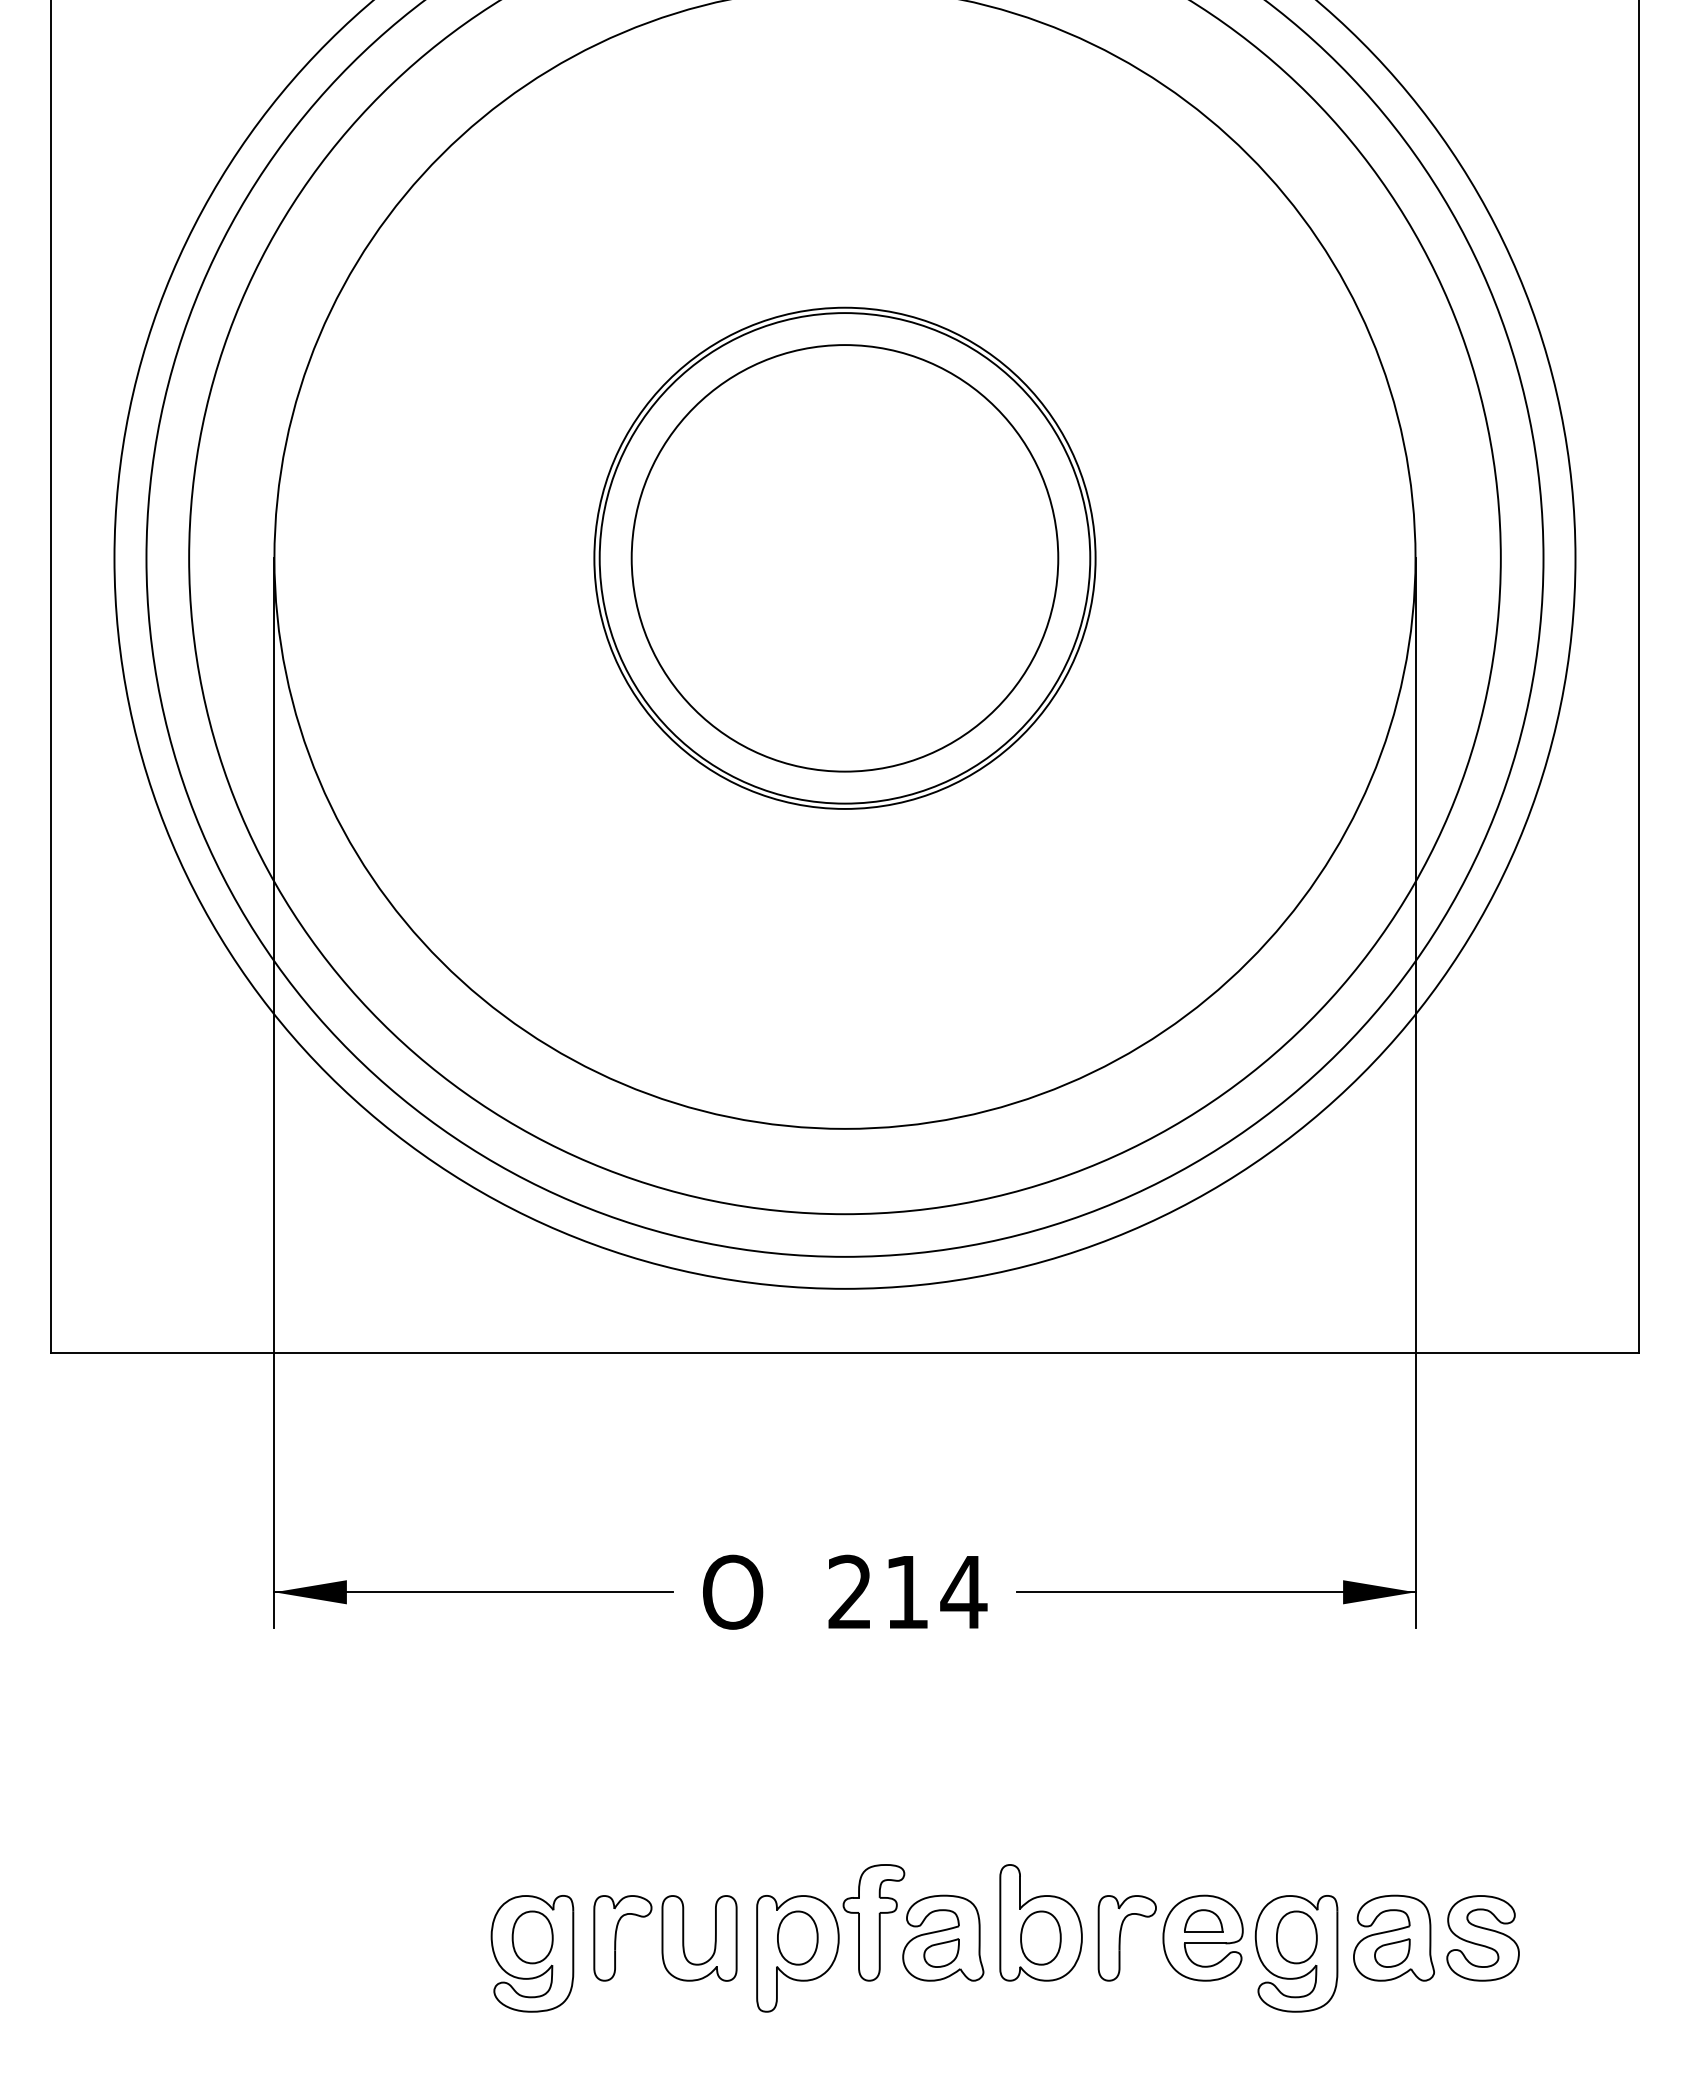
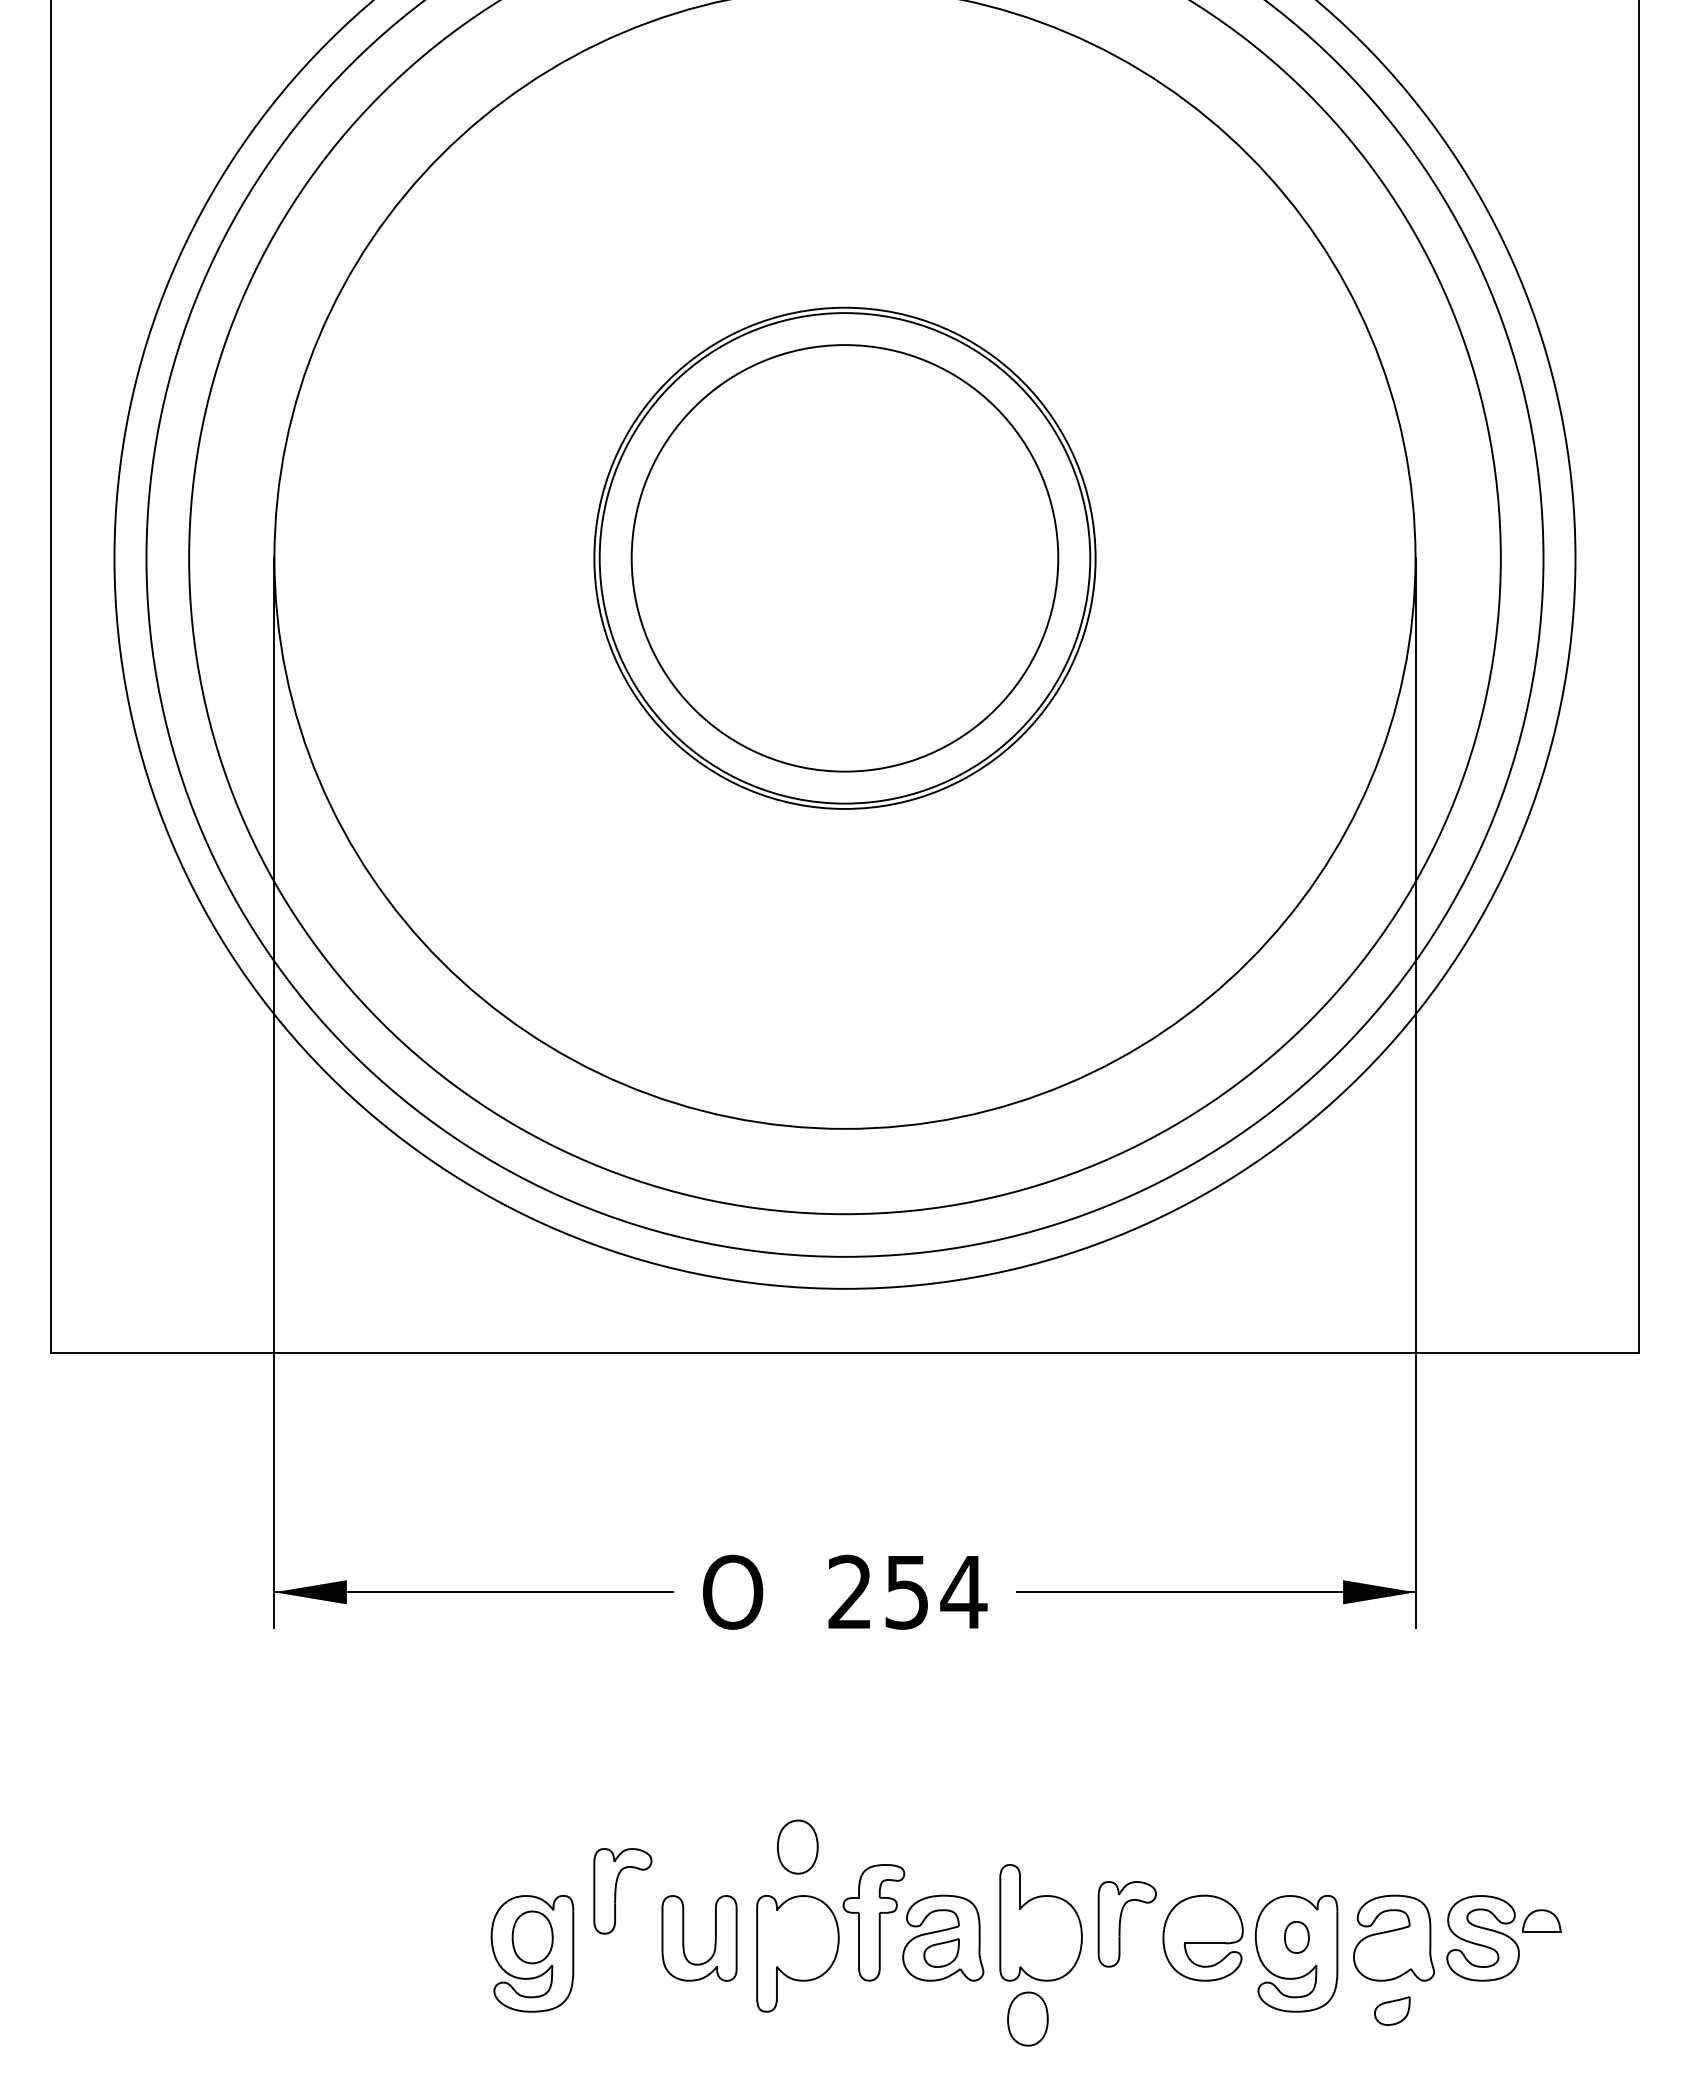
text: 214 -> 254 (906, 1592)
part position: (1203, 1920) -> (1541, 1920) (1541, 1920)
part position: (797, 1937) -> (797, 1846) (797, 1846)
part position: (1040, 1937) -> (1027, 2018) (1027, 2018)
part size: 42x55 px -> 26x33 px (1296, 1937)
part position: (622, 1938) -> (622, 1891) (622, 1891)
part position: (1126, 1938) -> (1126, 1924) (1126, 1924)
part position: (1392, 1952) -> (1392, 2010) (1392, 2010)
